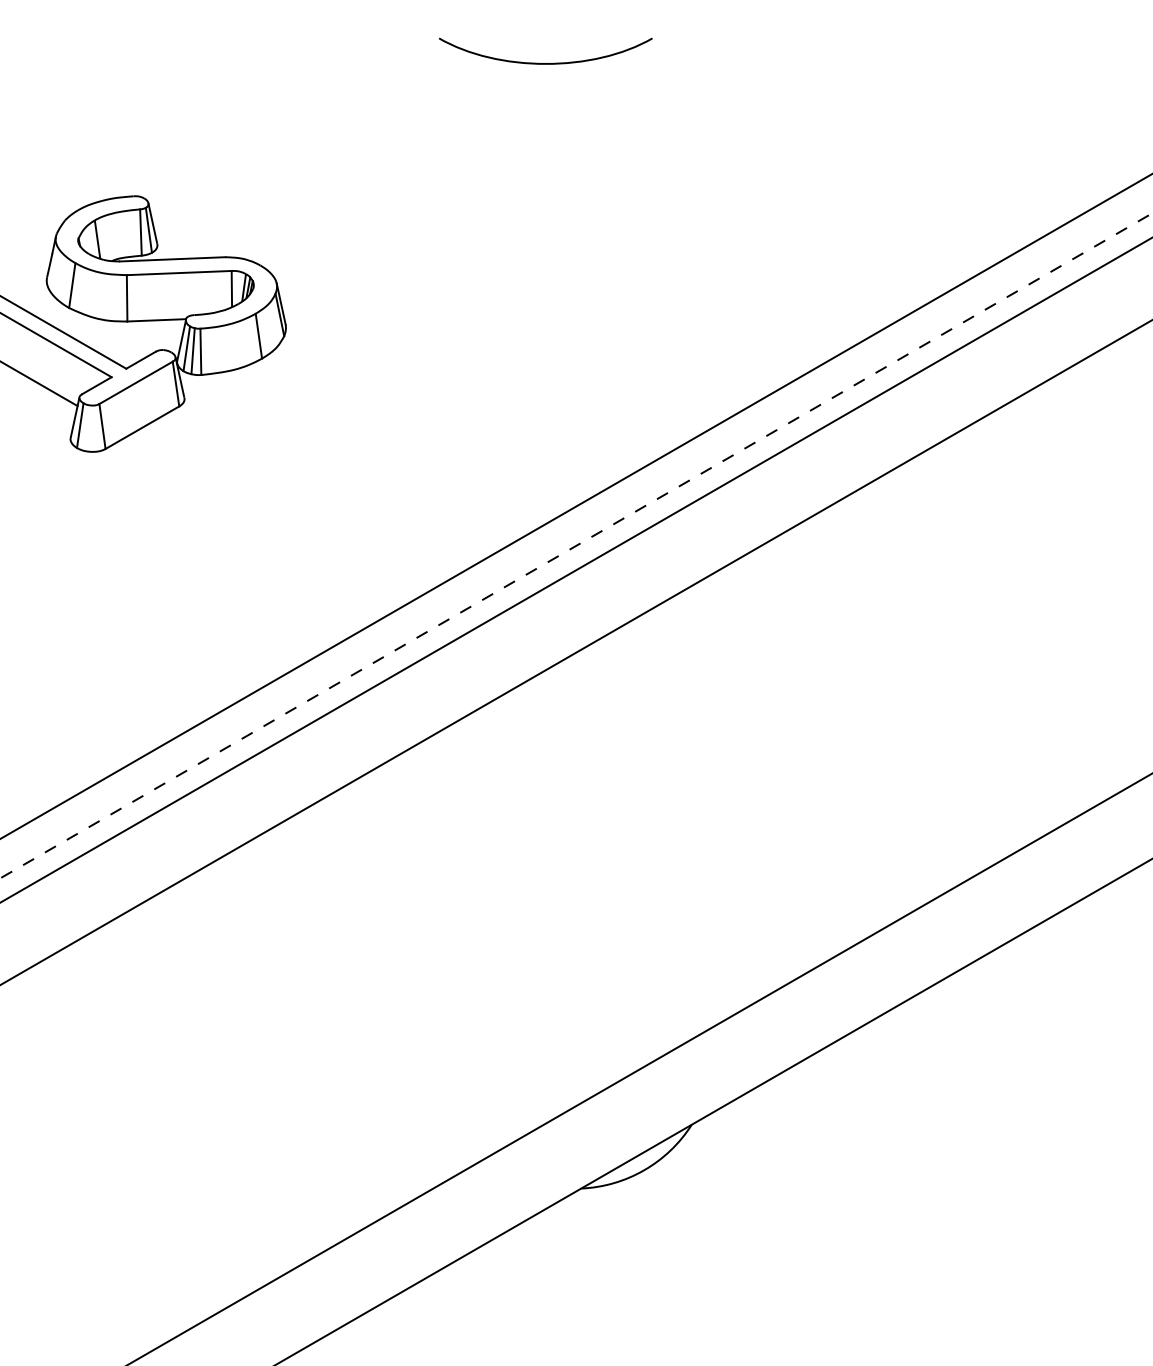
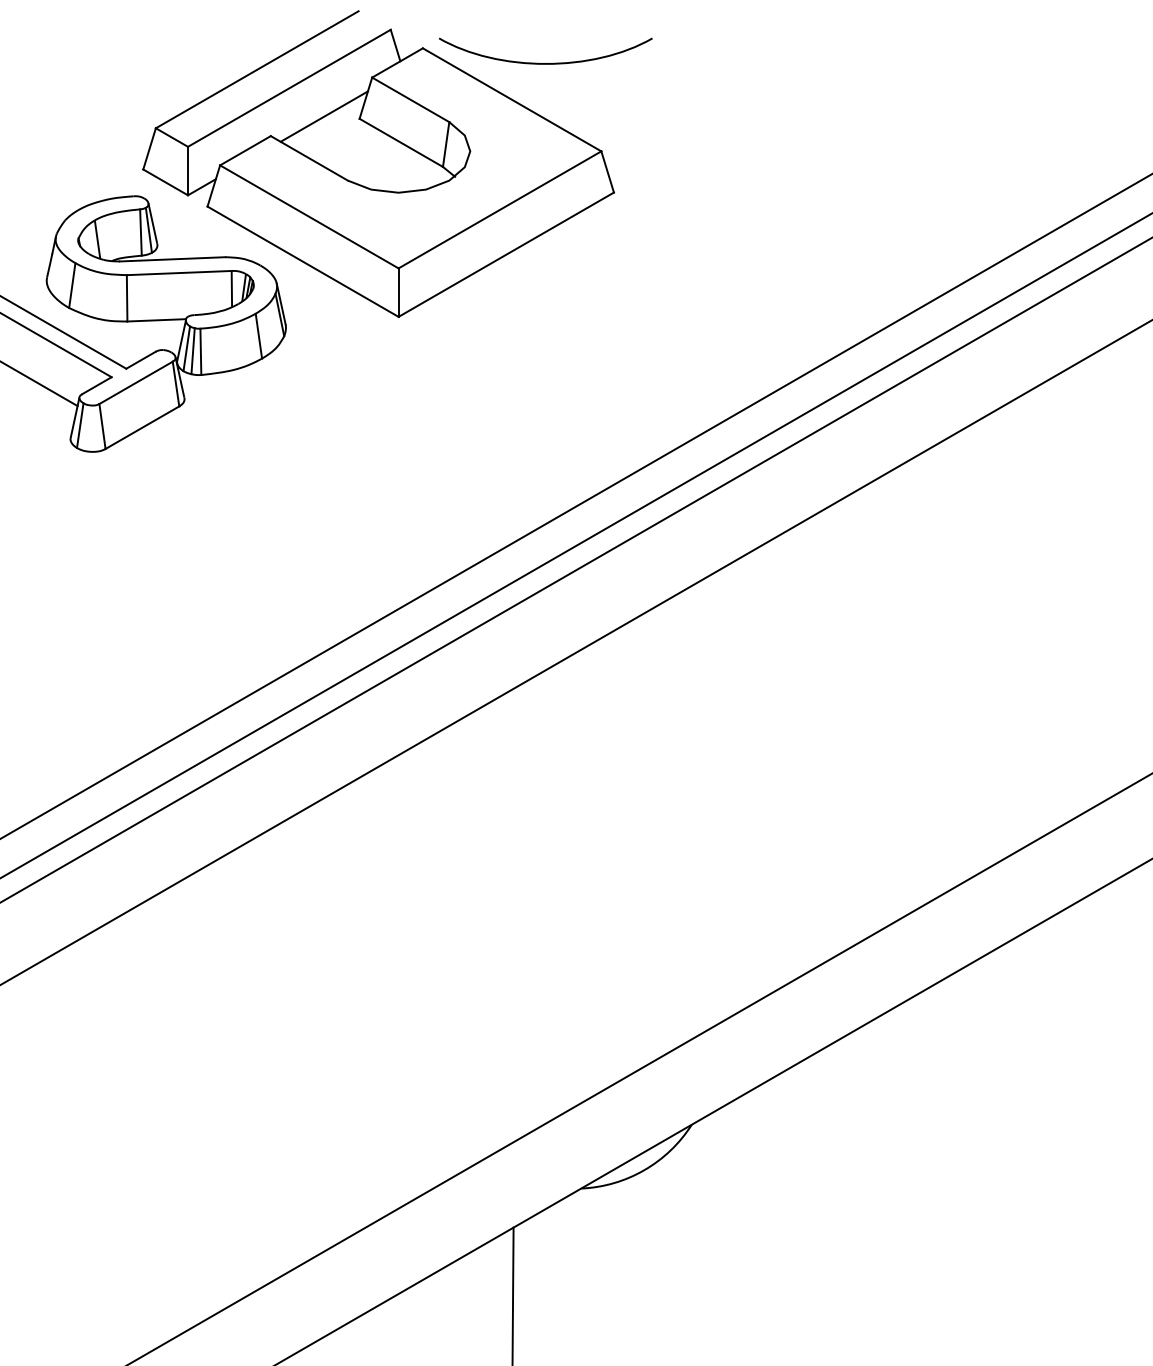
part: none -> present (378, 163)
line: dashed -> solid (576, 545)
line: none -> present (512, 1294)
